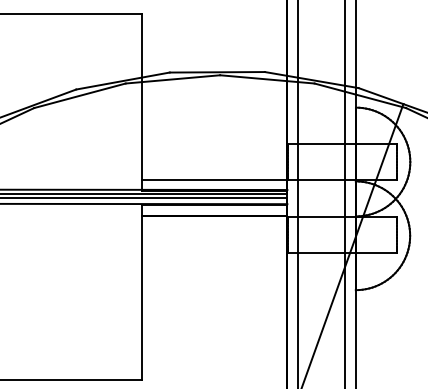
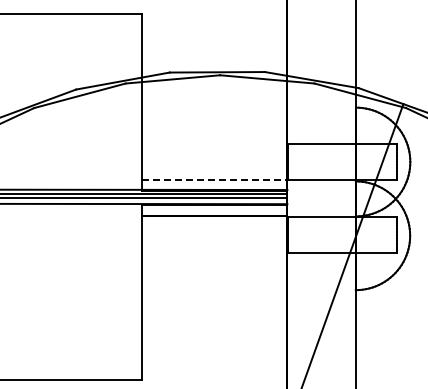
line: solid -> dashed (214, 180)
line: present -> none (298, 193)
line: present -> none (345, 193)
